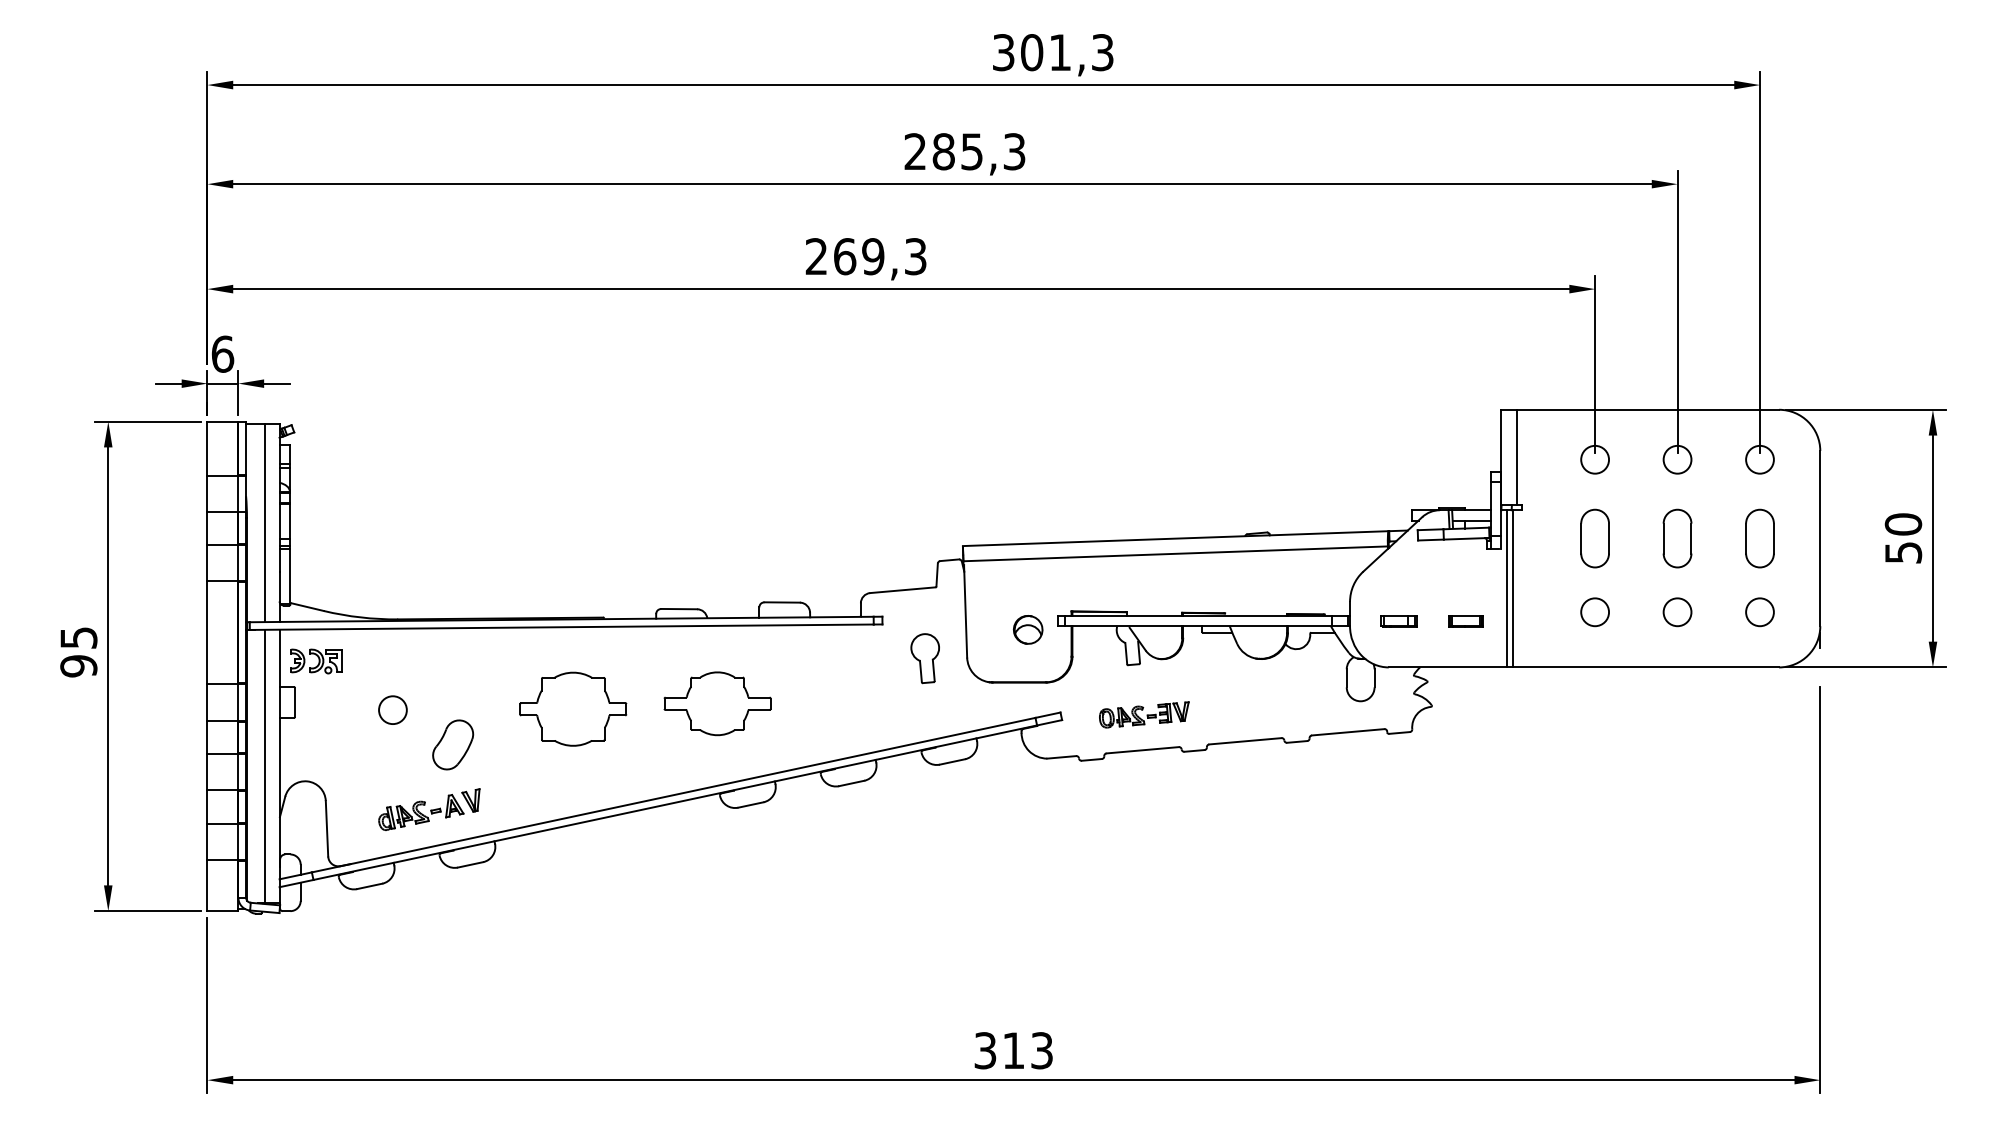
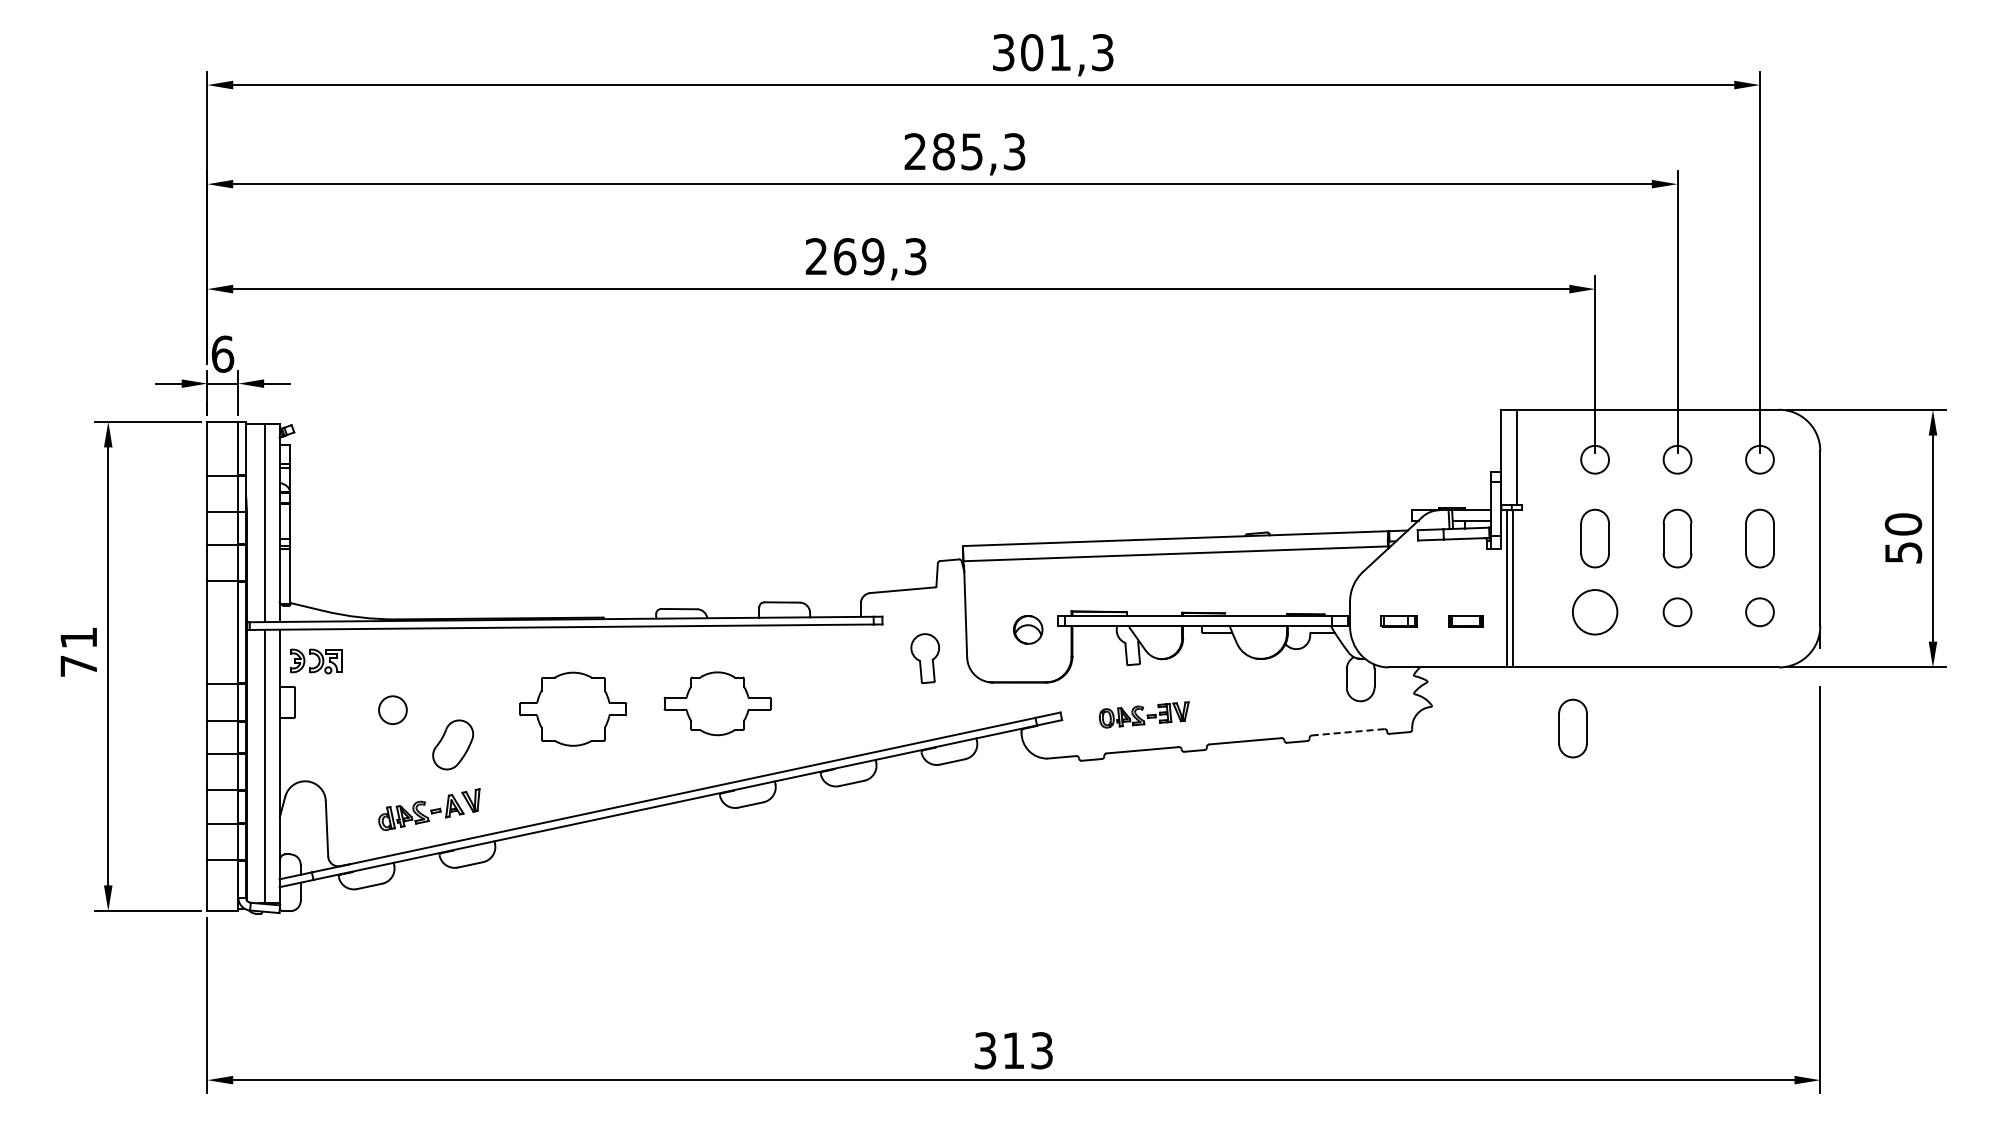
circle diameter: 28 px -> 45 px (1594, 612)
text: 95 -> 71 (78, 652)
part: none -> present (1572, 728)
line: solid -> dashed (1347, 732)
